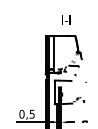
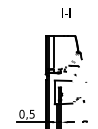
text position: (66, 19) -> (66, 12) (66, 12)
